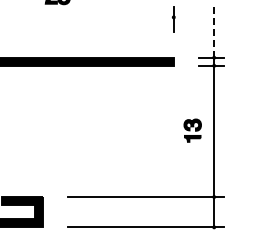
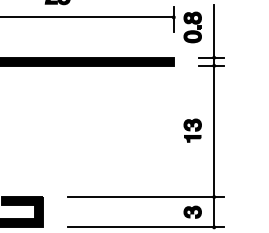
line: none -> present (87, 17)
part: none -> present (192, 27)
line: dashed -> solid (214, 31)
part: none -> present (192, 211)
